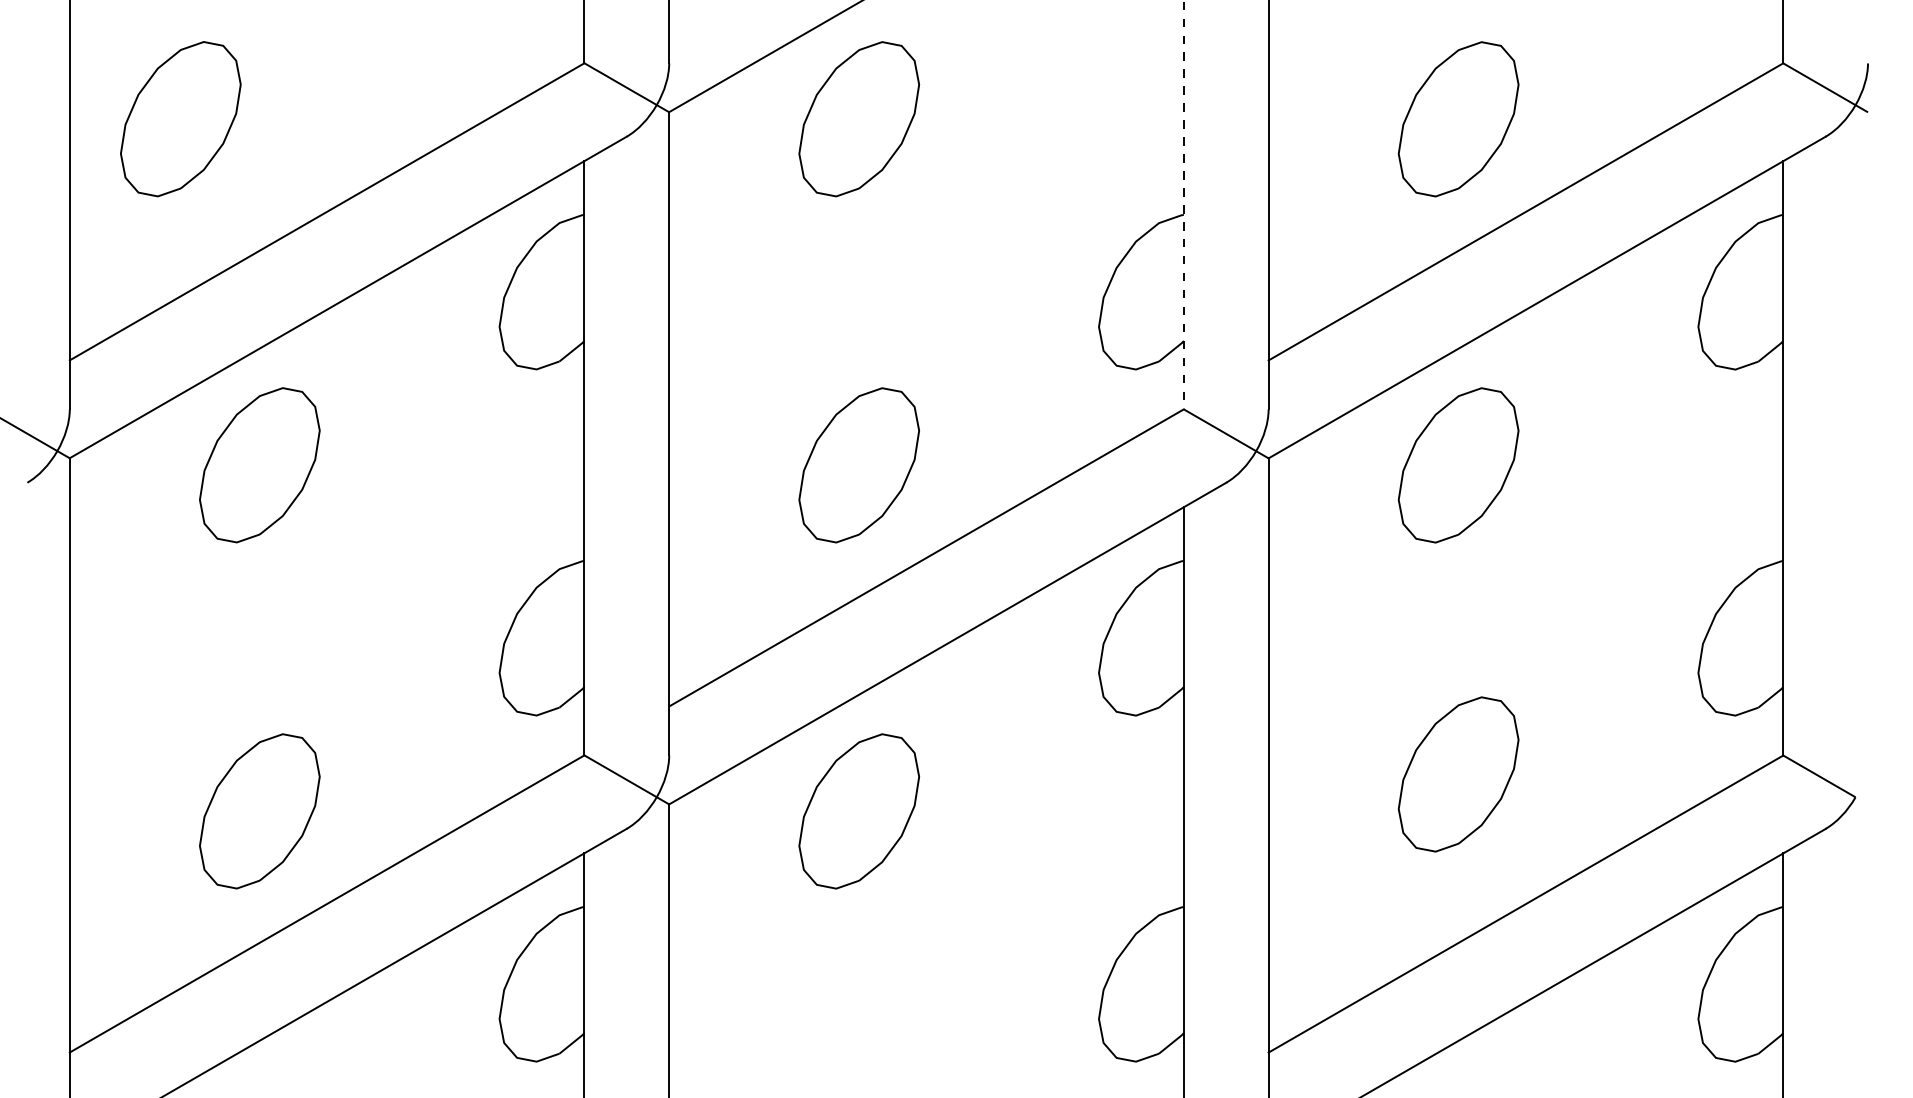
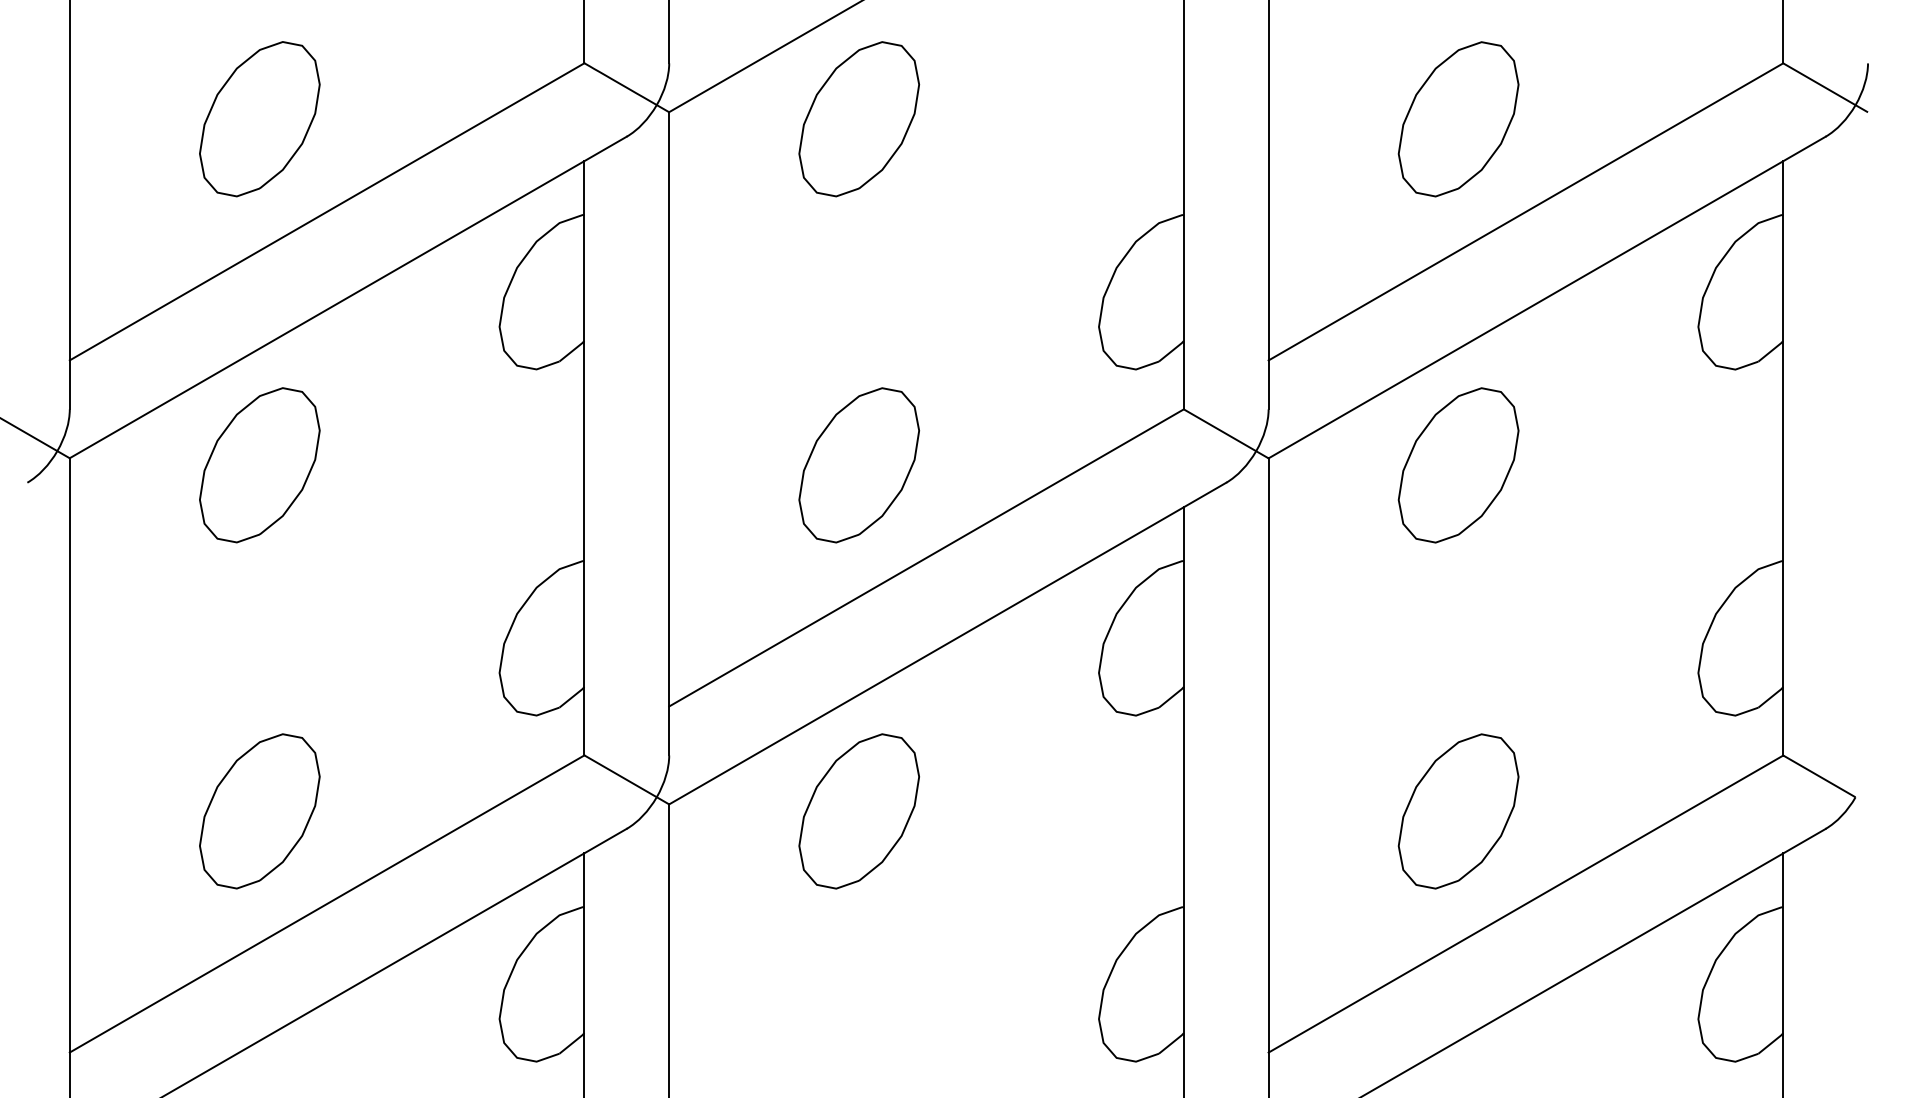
part position: (180, 119) -> (259, 119) (259, 119)
line: dashed -> solid (1183, 205)
part position: (1458, 774) -> (1458, 811) (1458, 811)
